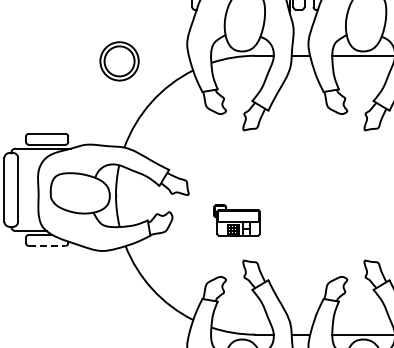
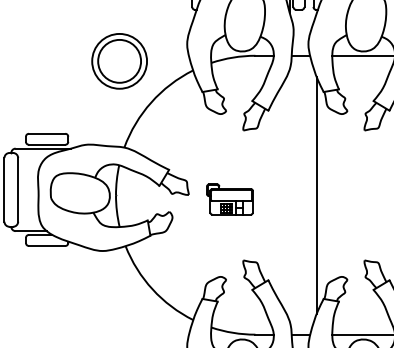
part size: 41x41 px -> 57x57 px (119, 61)
line: none -> present (316, 195)
part position: (236, 220) -> (229, 199) (229, 199)
line: dashed -> solid (47, 246)
